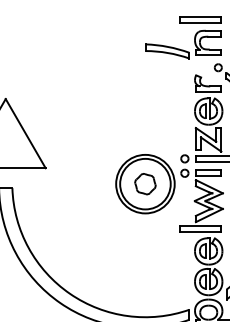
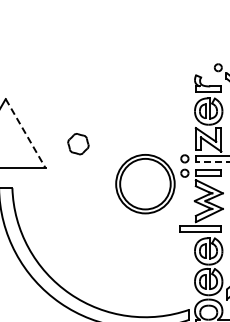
part: present -> none (194, 37)
line: solid -> dashed (25, 133)
line: solid -> dashed (212, 161)
part position: (145, 184) -> (78, 144) (78, 144)
